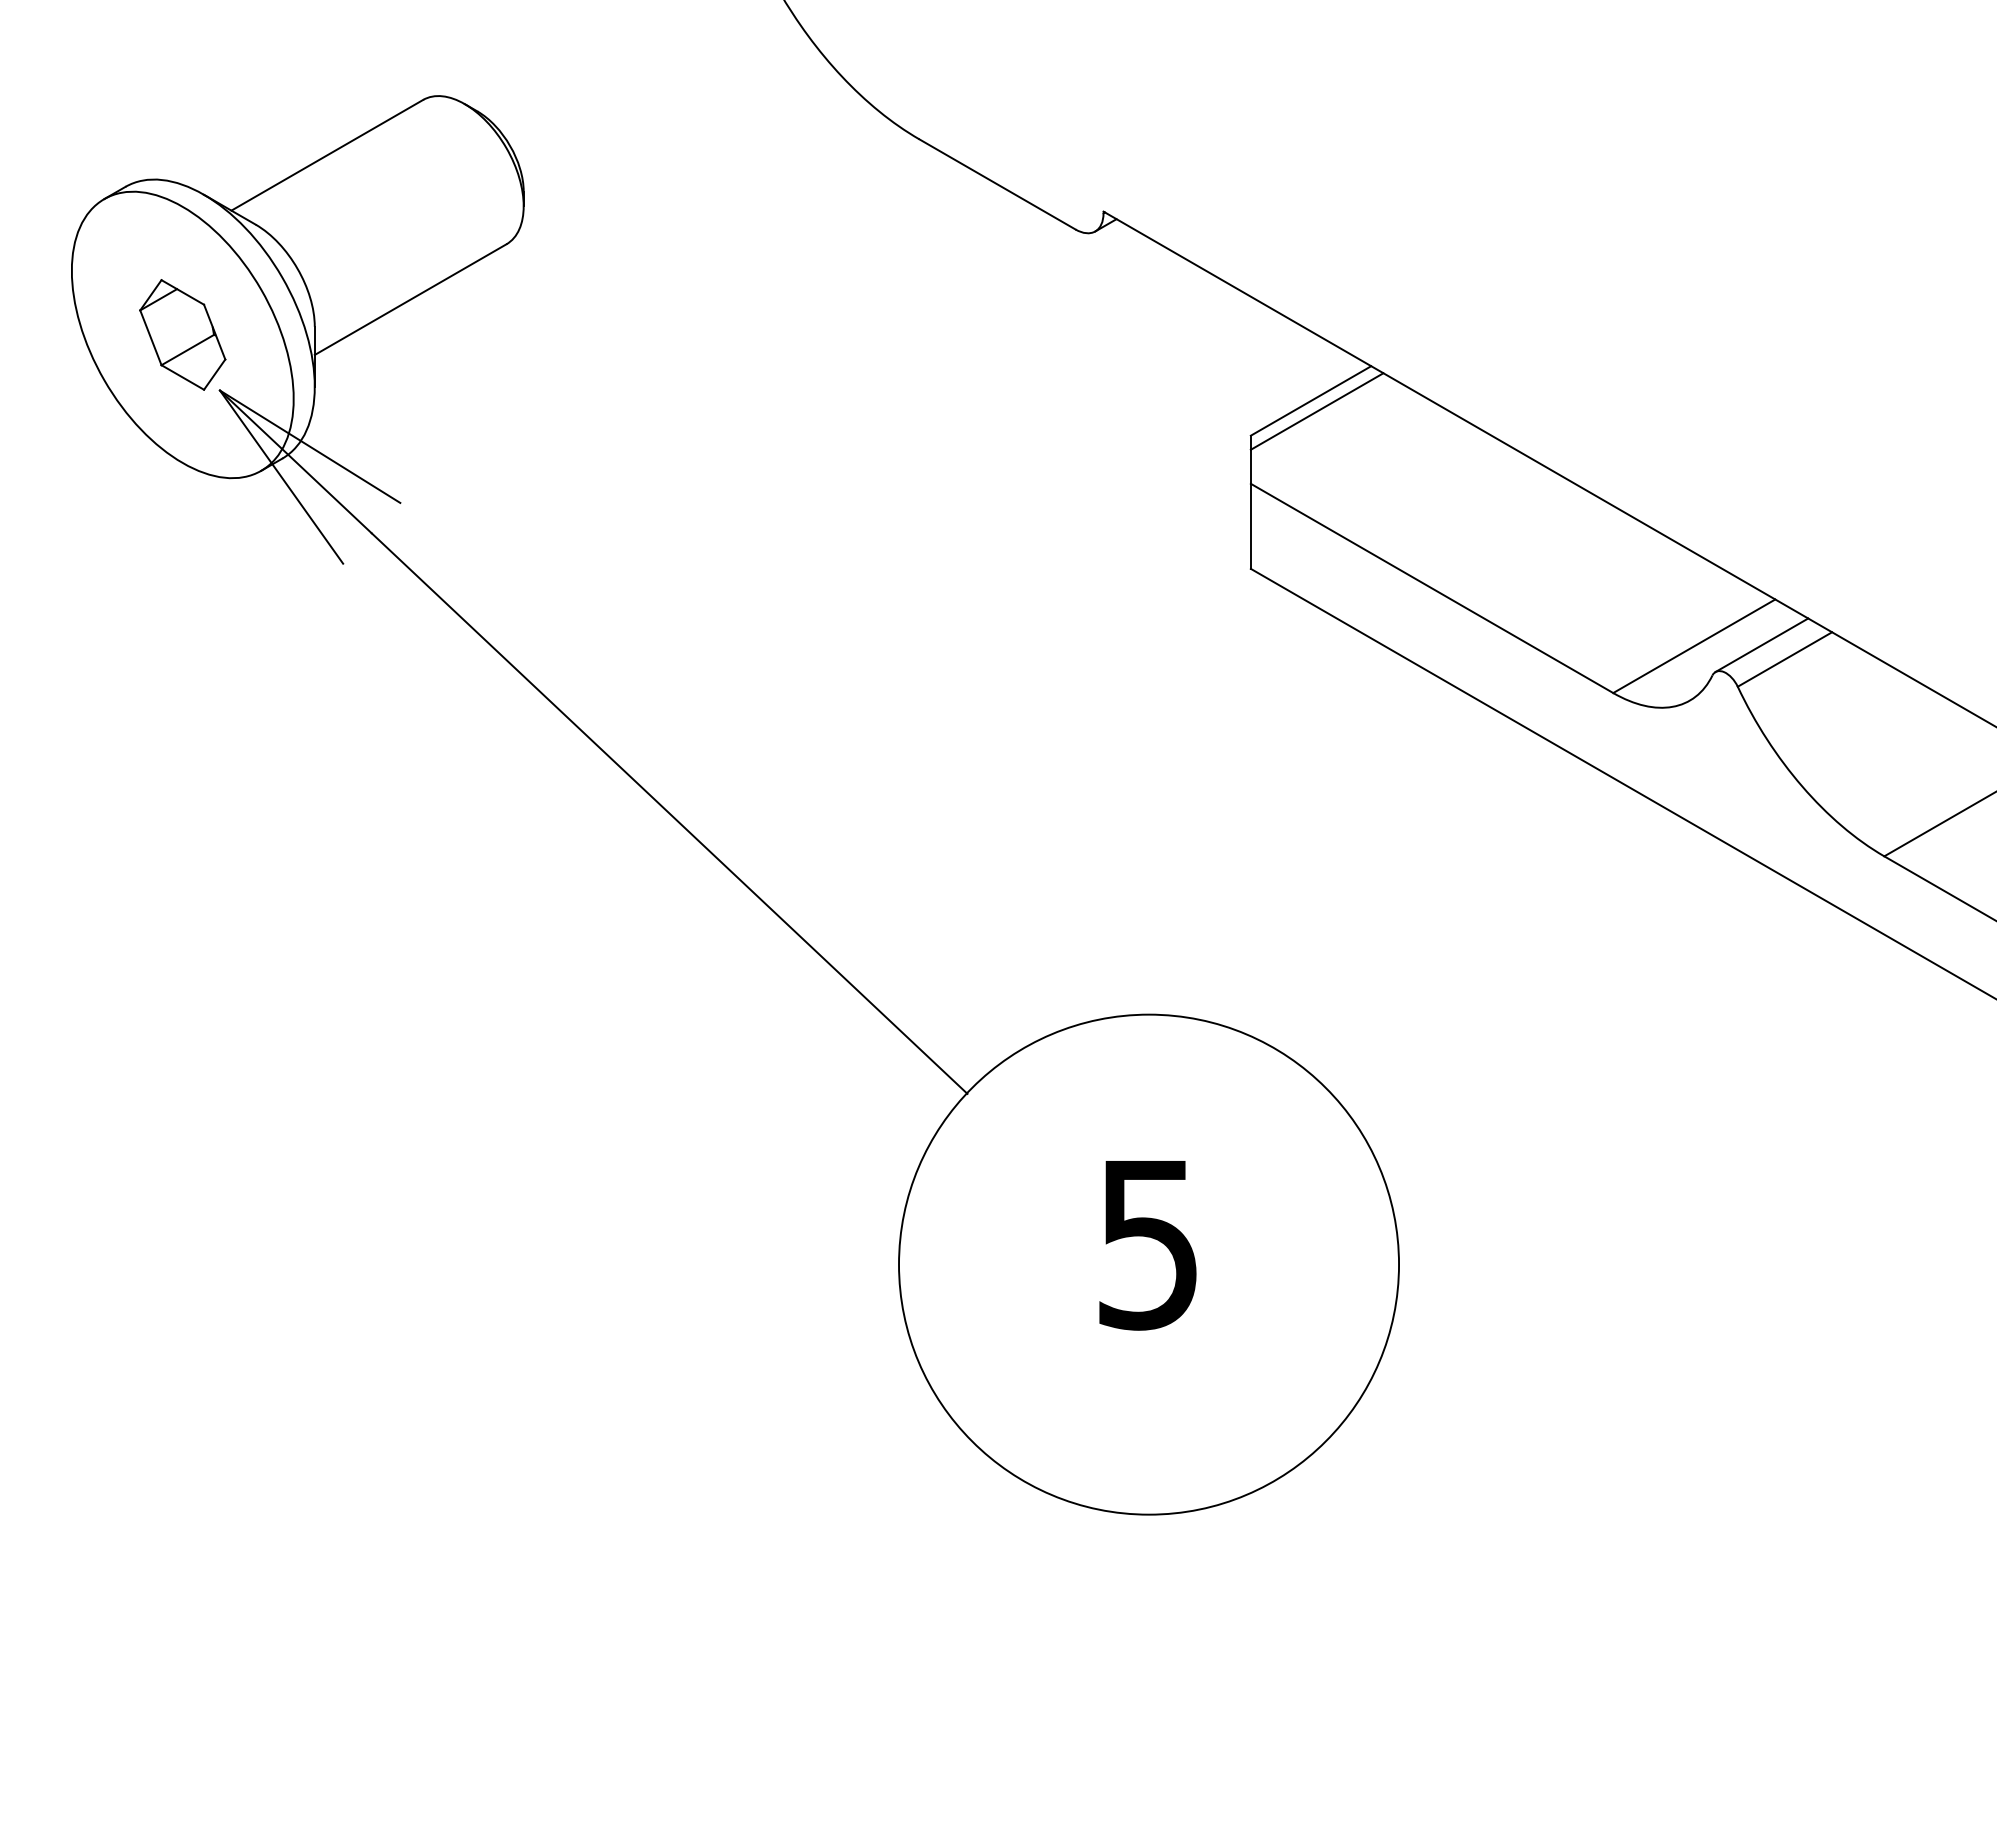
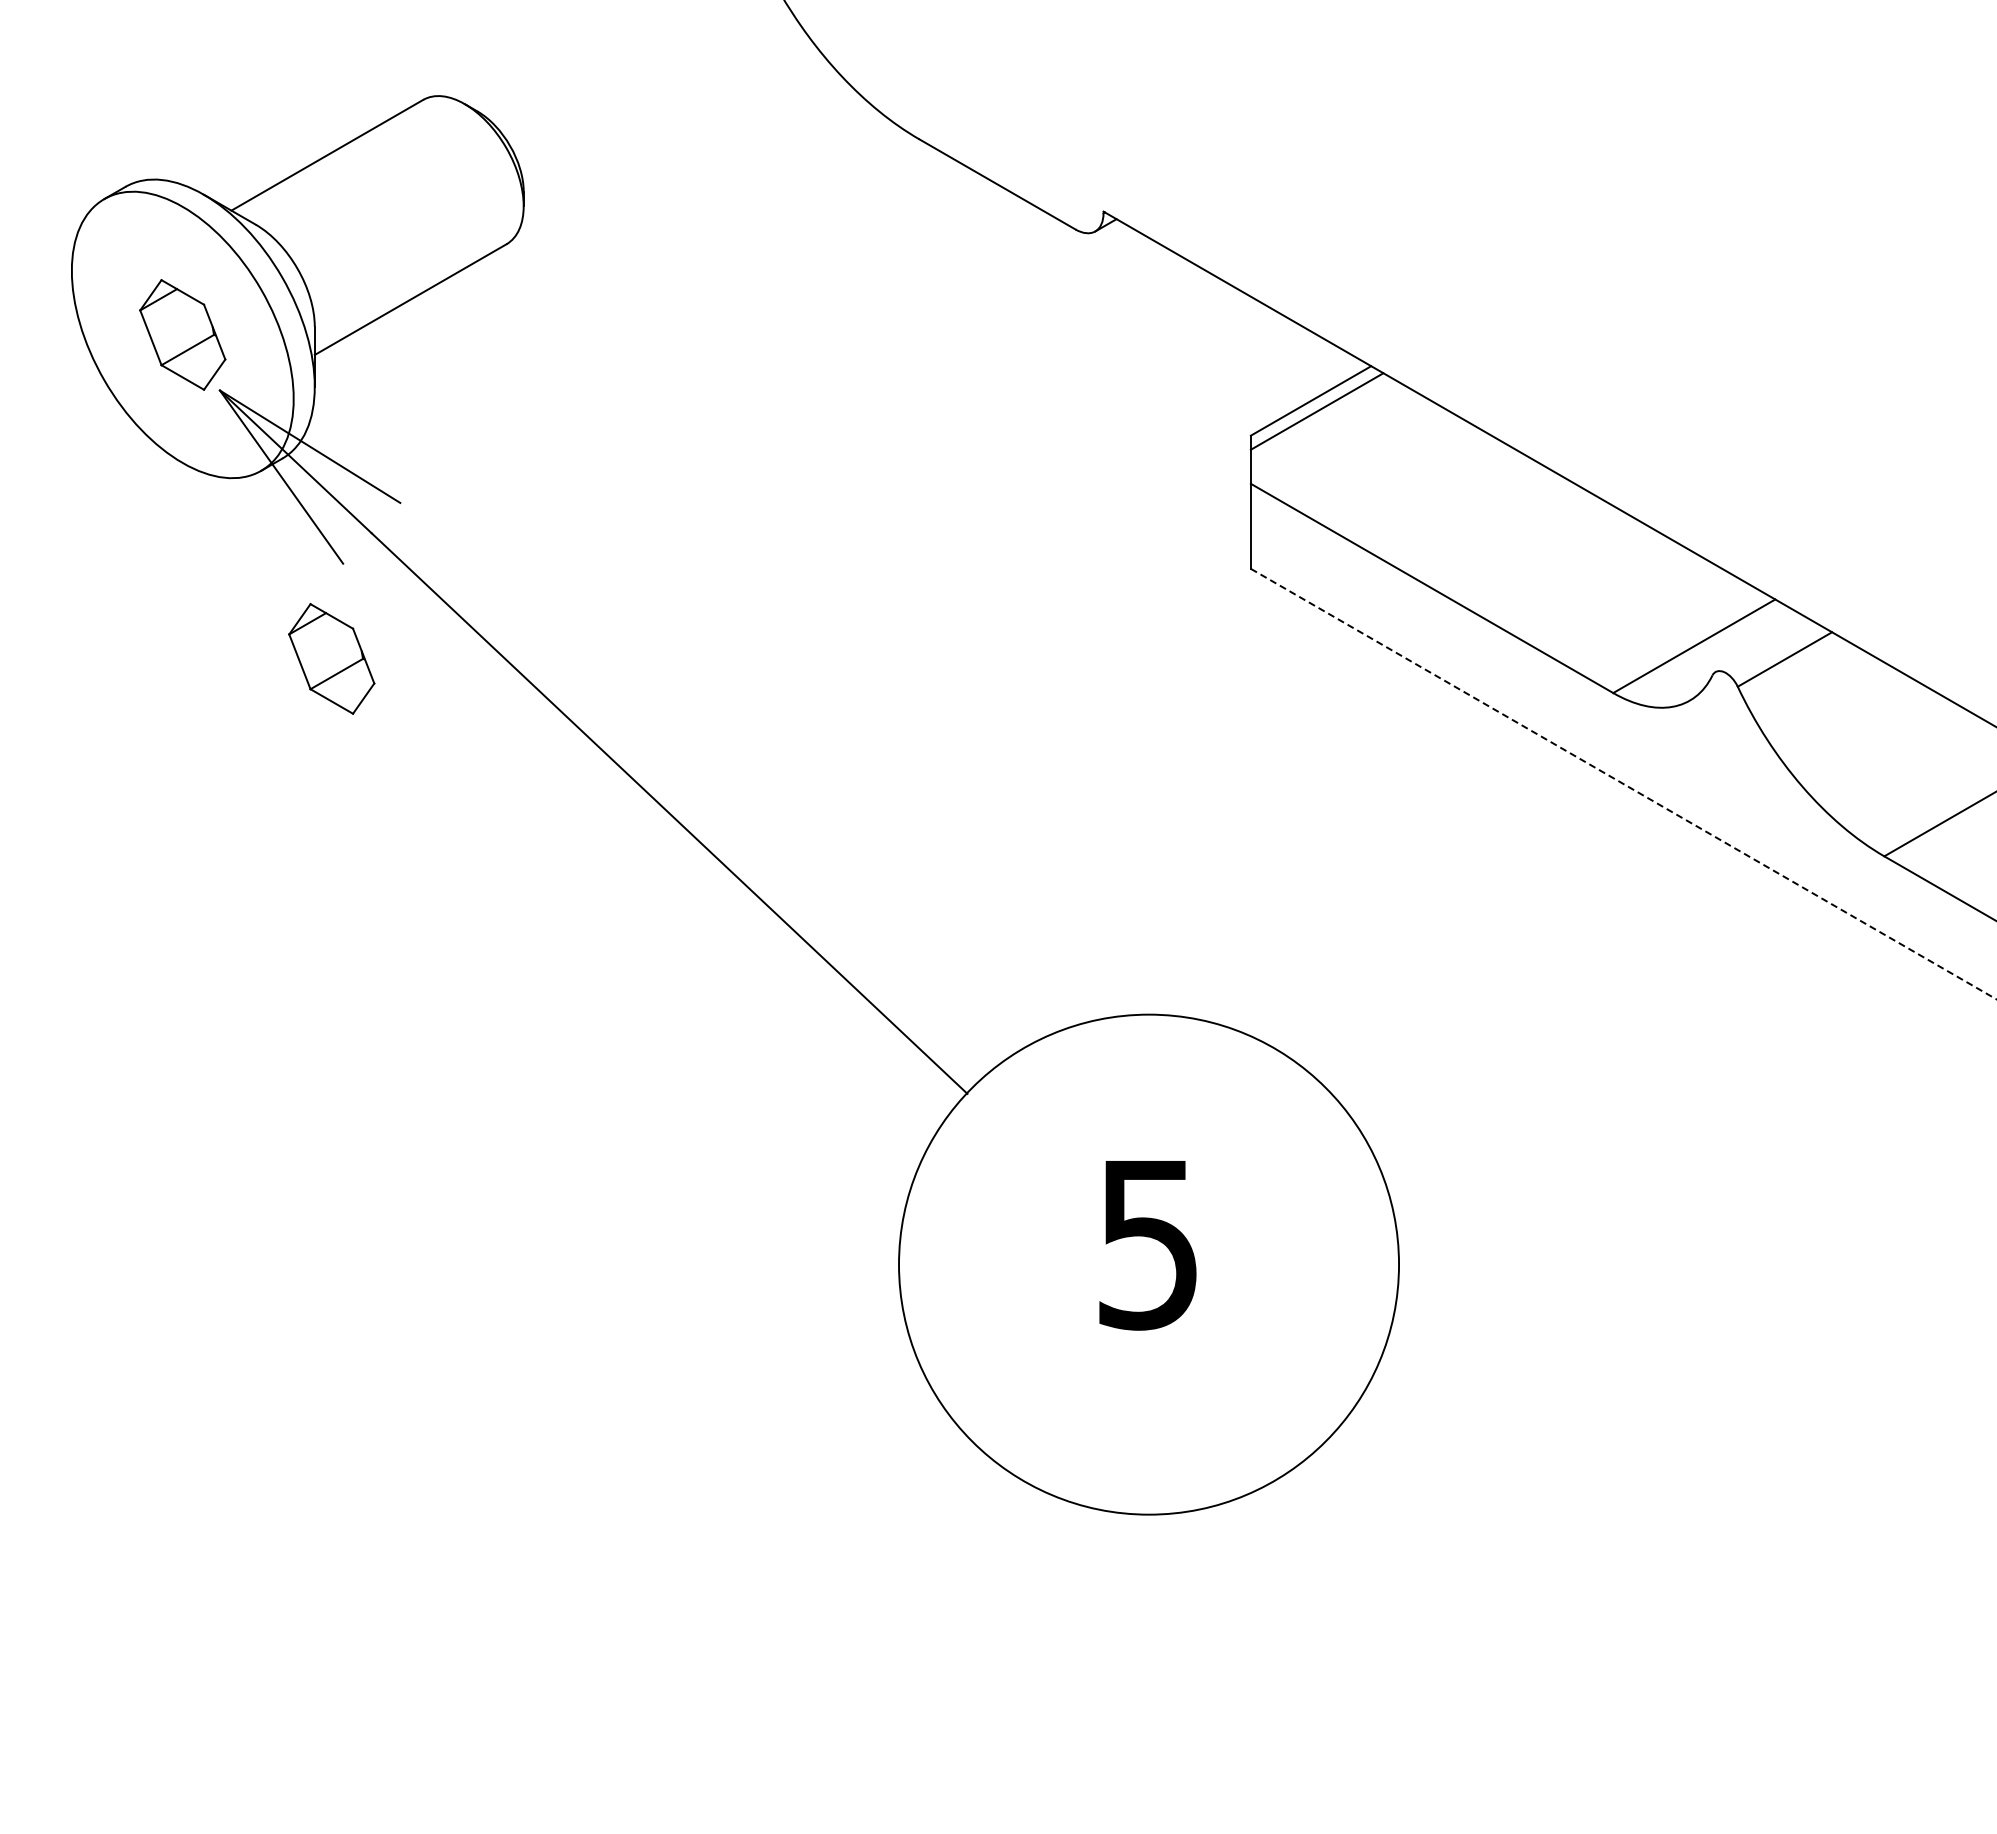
line: present -> none (1761, 645)
part: none -> present (331, 658)
line: solid -> dashed (1623, 784)
